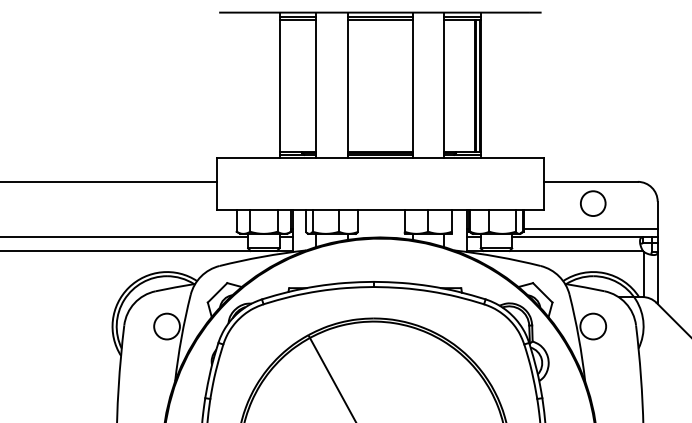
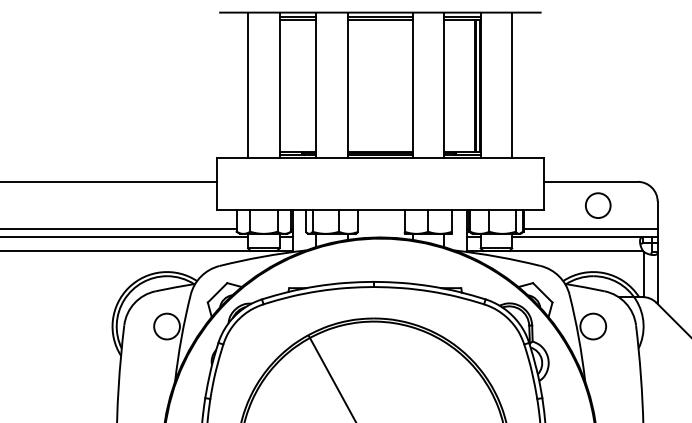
line: none -> present (248, 85)
line: none -> present (512, 85)
circle position: (593, 203) -> (598, 205) (598, 205)
line: none -> present (119, 229)
